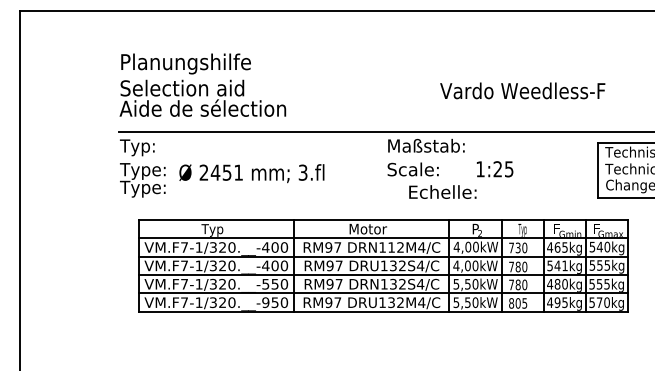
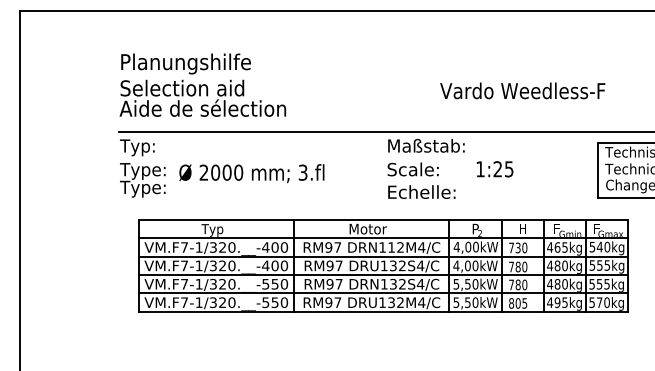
text: 2451 -> 2000 (226, 172)
text position: (442, 191) -> (421, 191) (421, 191)
text: Typ -> H (522, 229)
text: 541kg -> 480kg (557, 265)
text: VM.F7-1/320.__-950 -> VM.F7-1/320.__-550 (265, 302)
